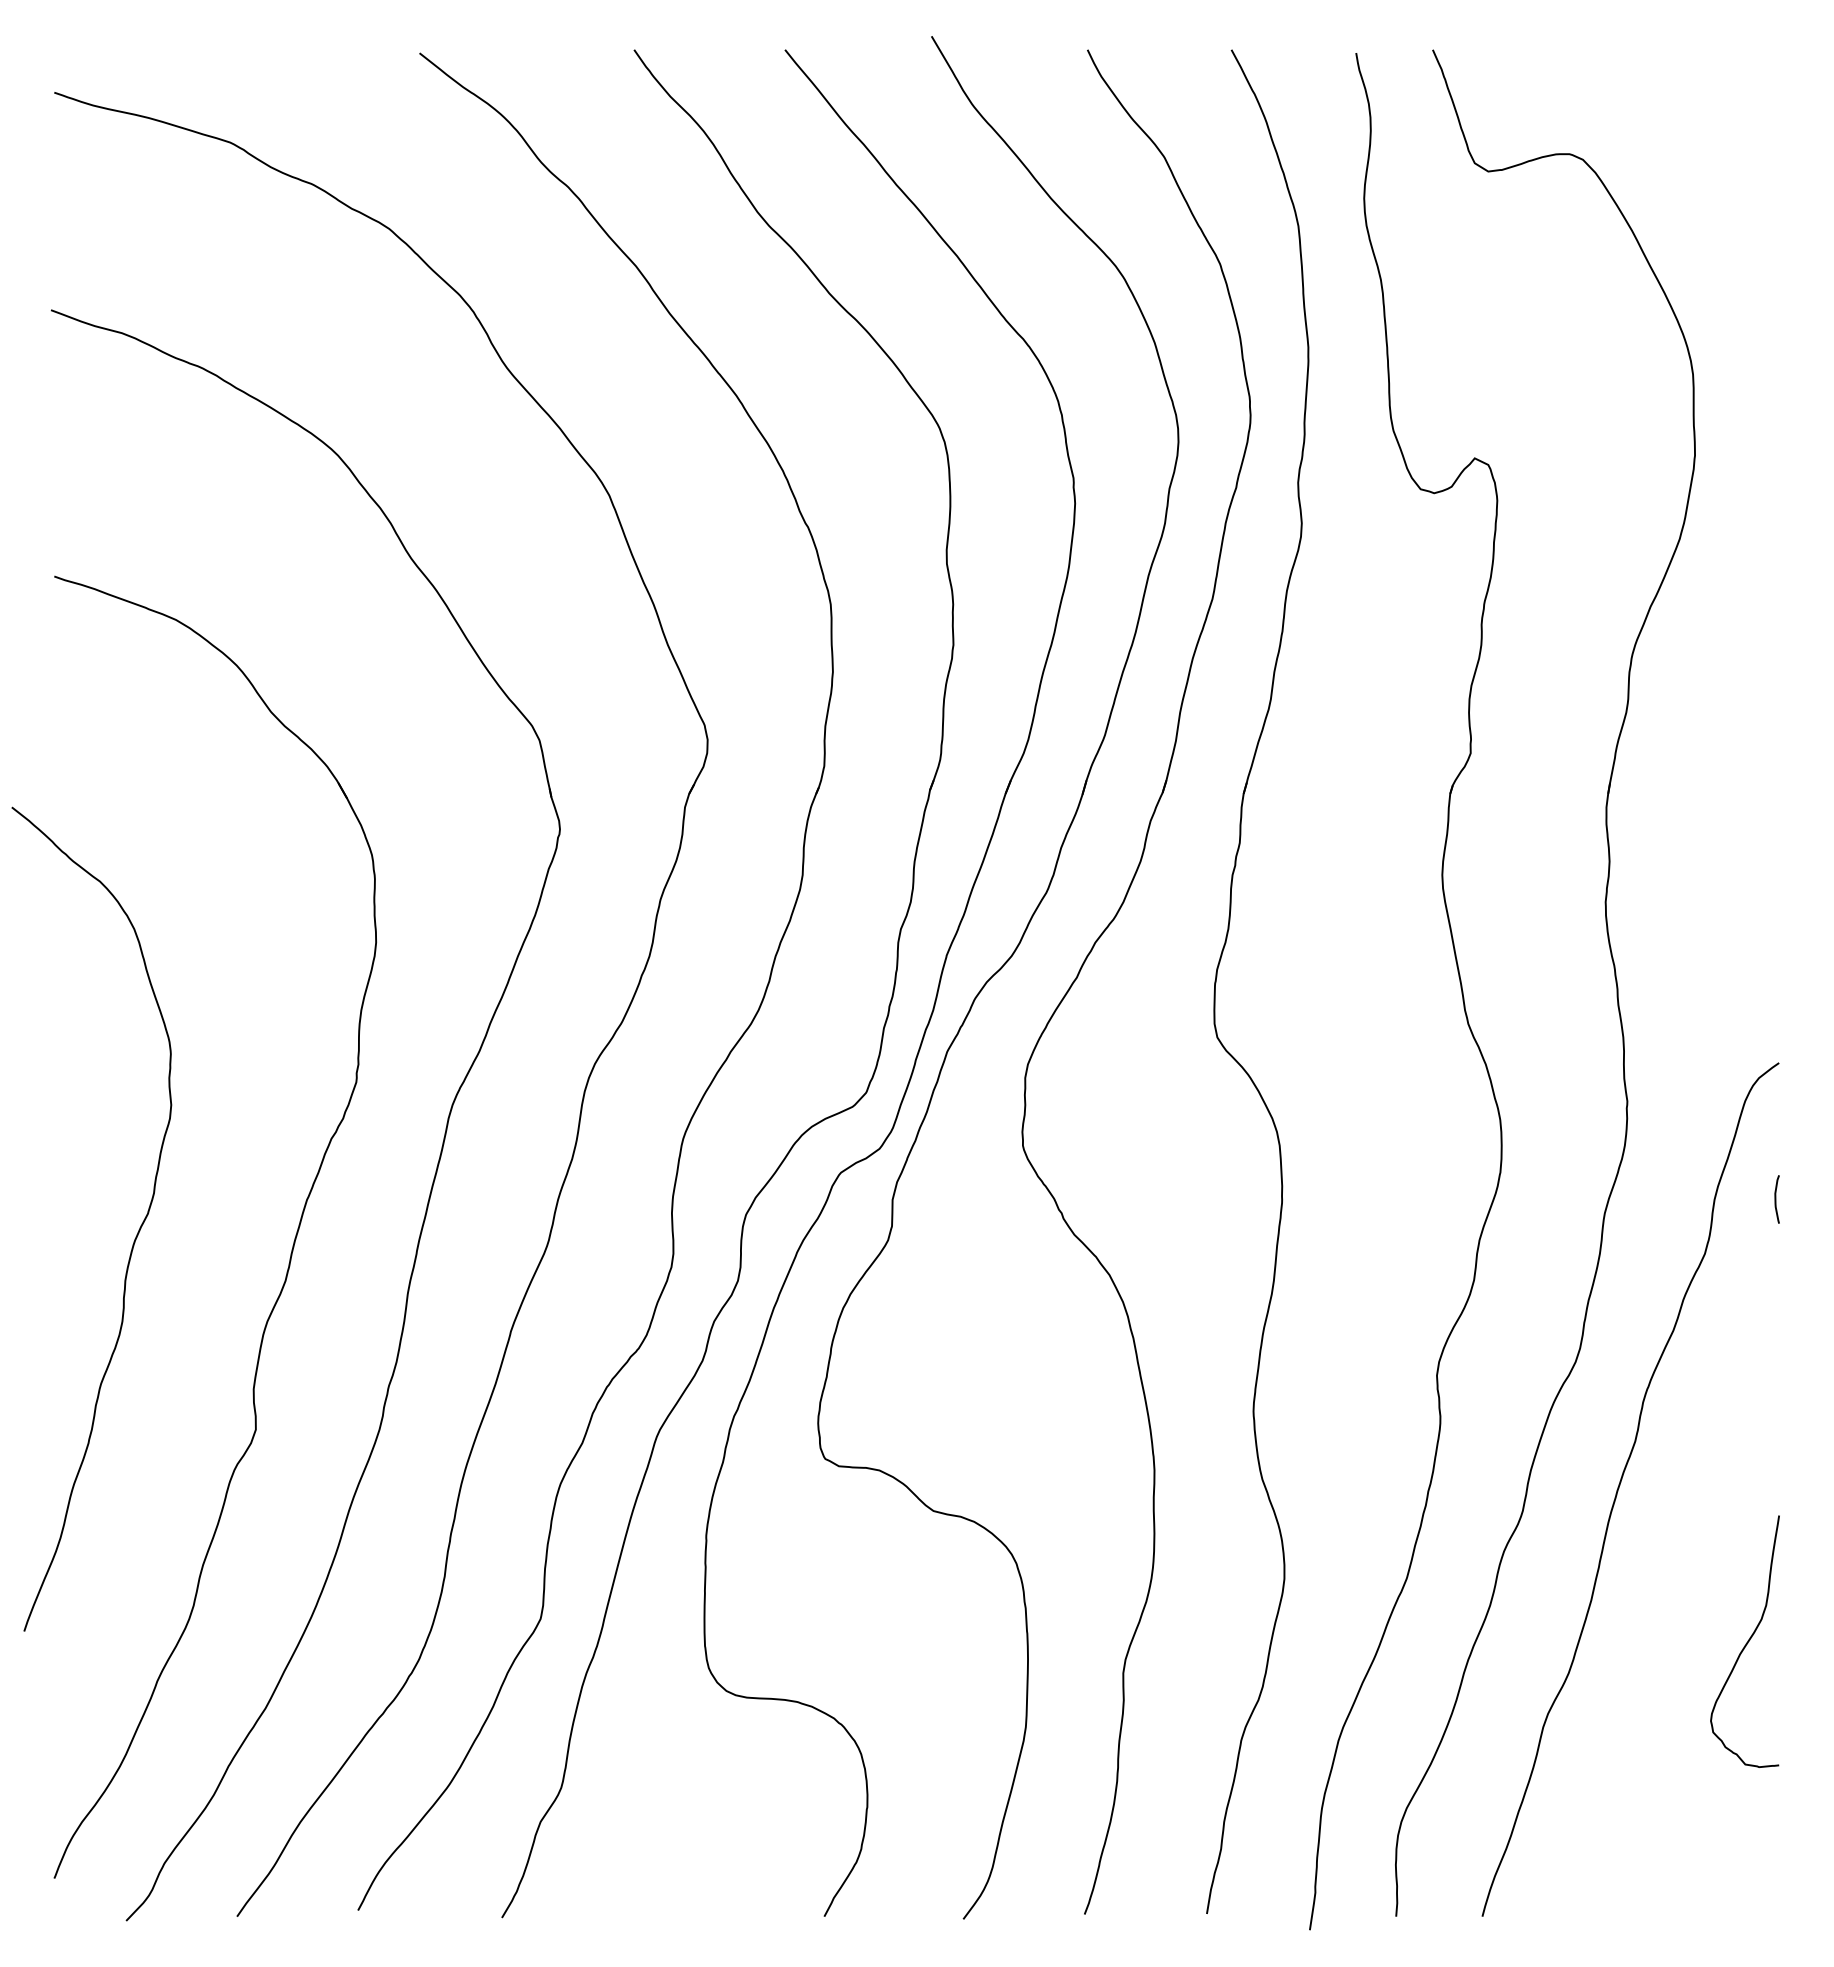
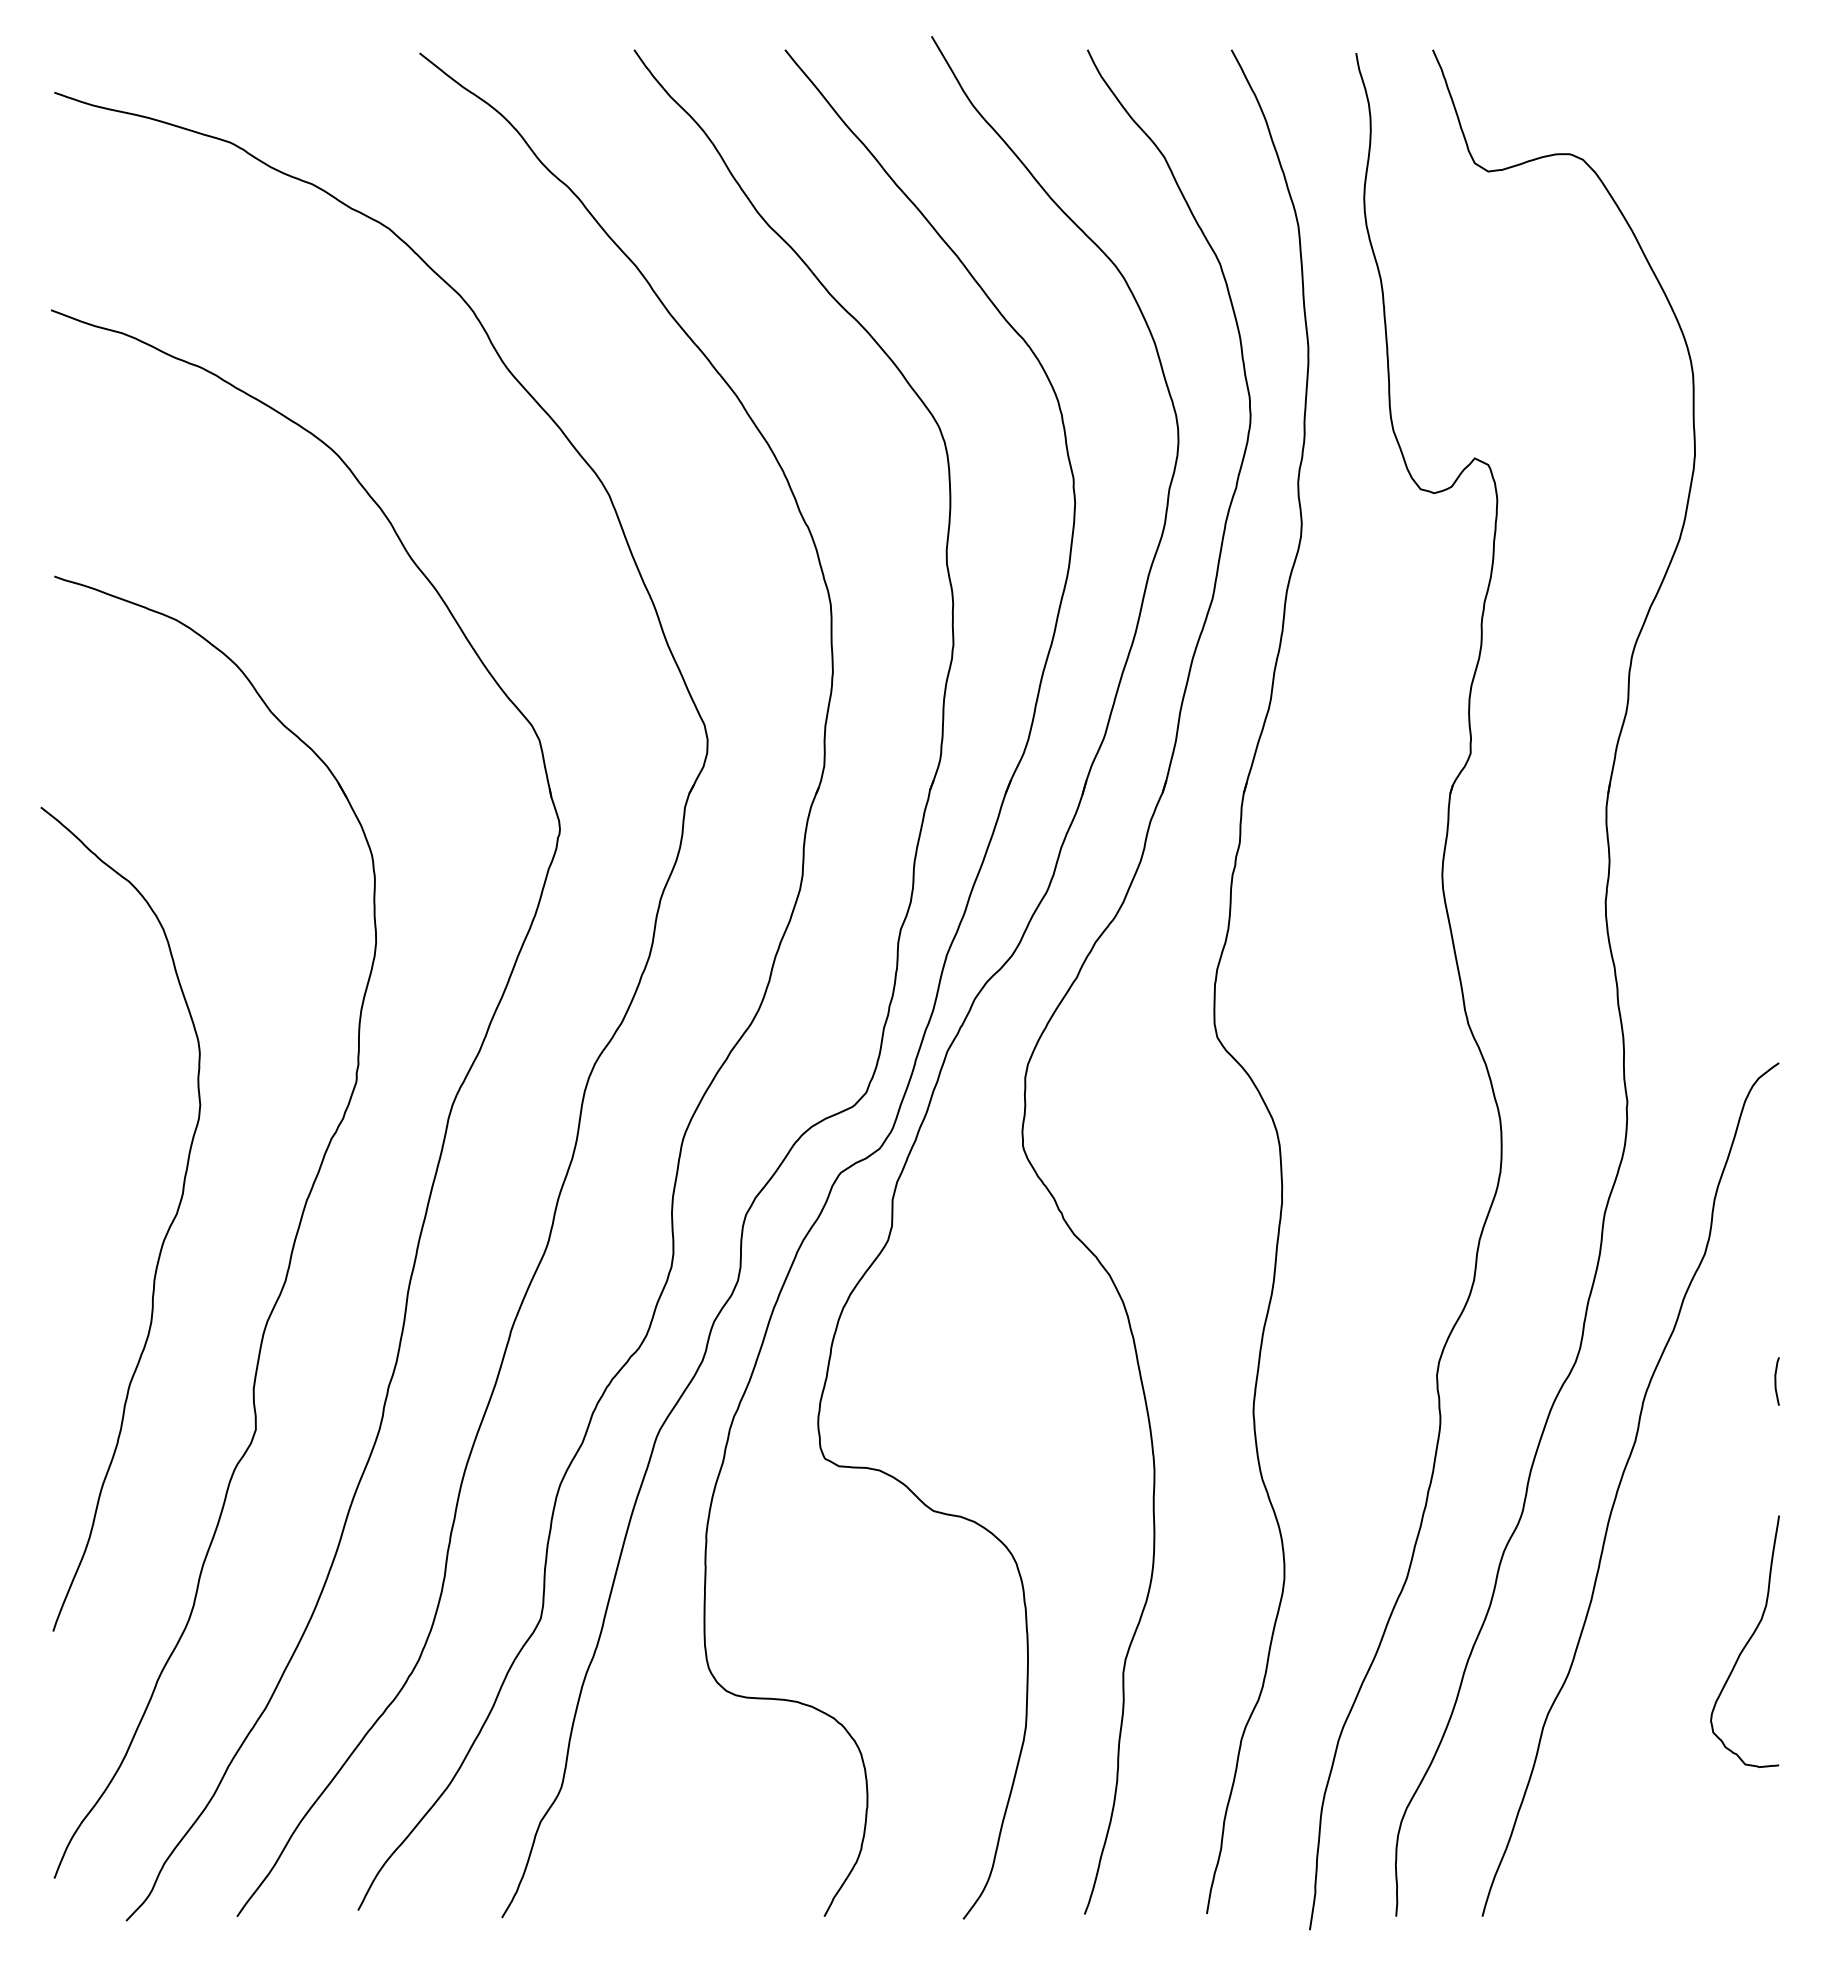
curve position: (1776, 1199) -> (1776, 1381) (1776, 1381)
curve position: (135, 1236) -> (164, 1236) (164, 1236)
